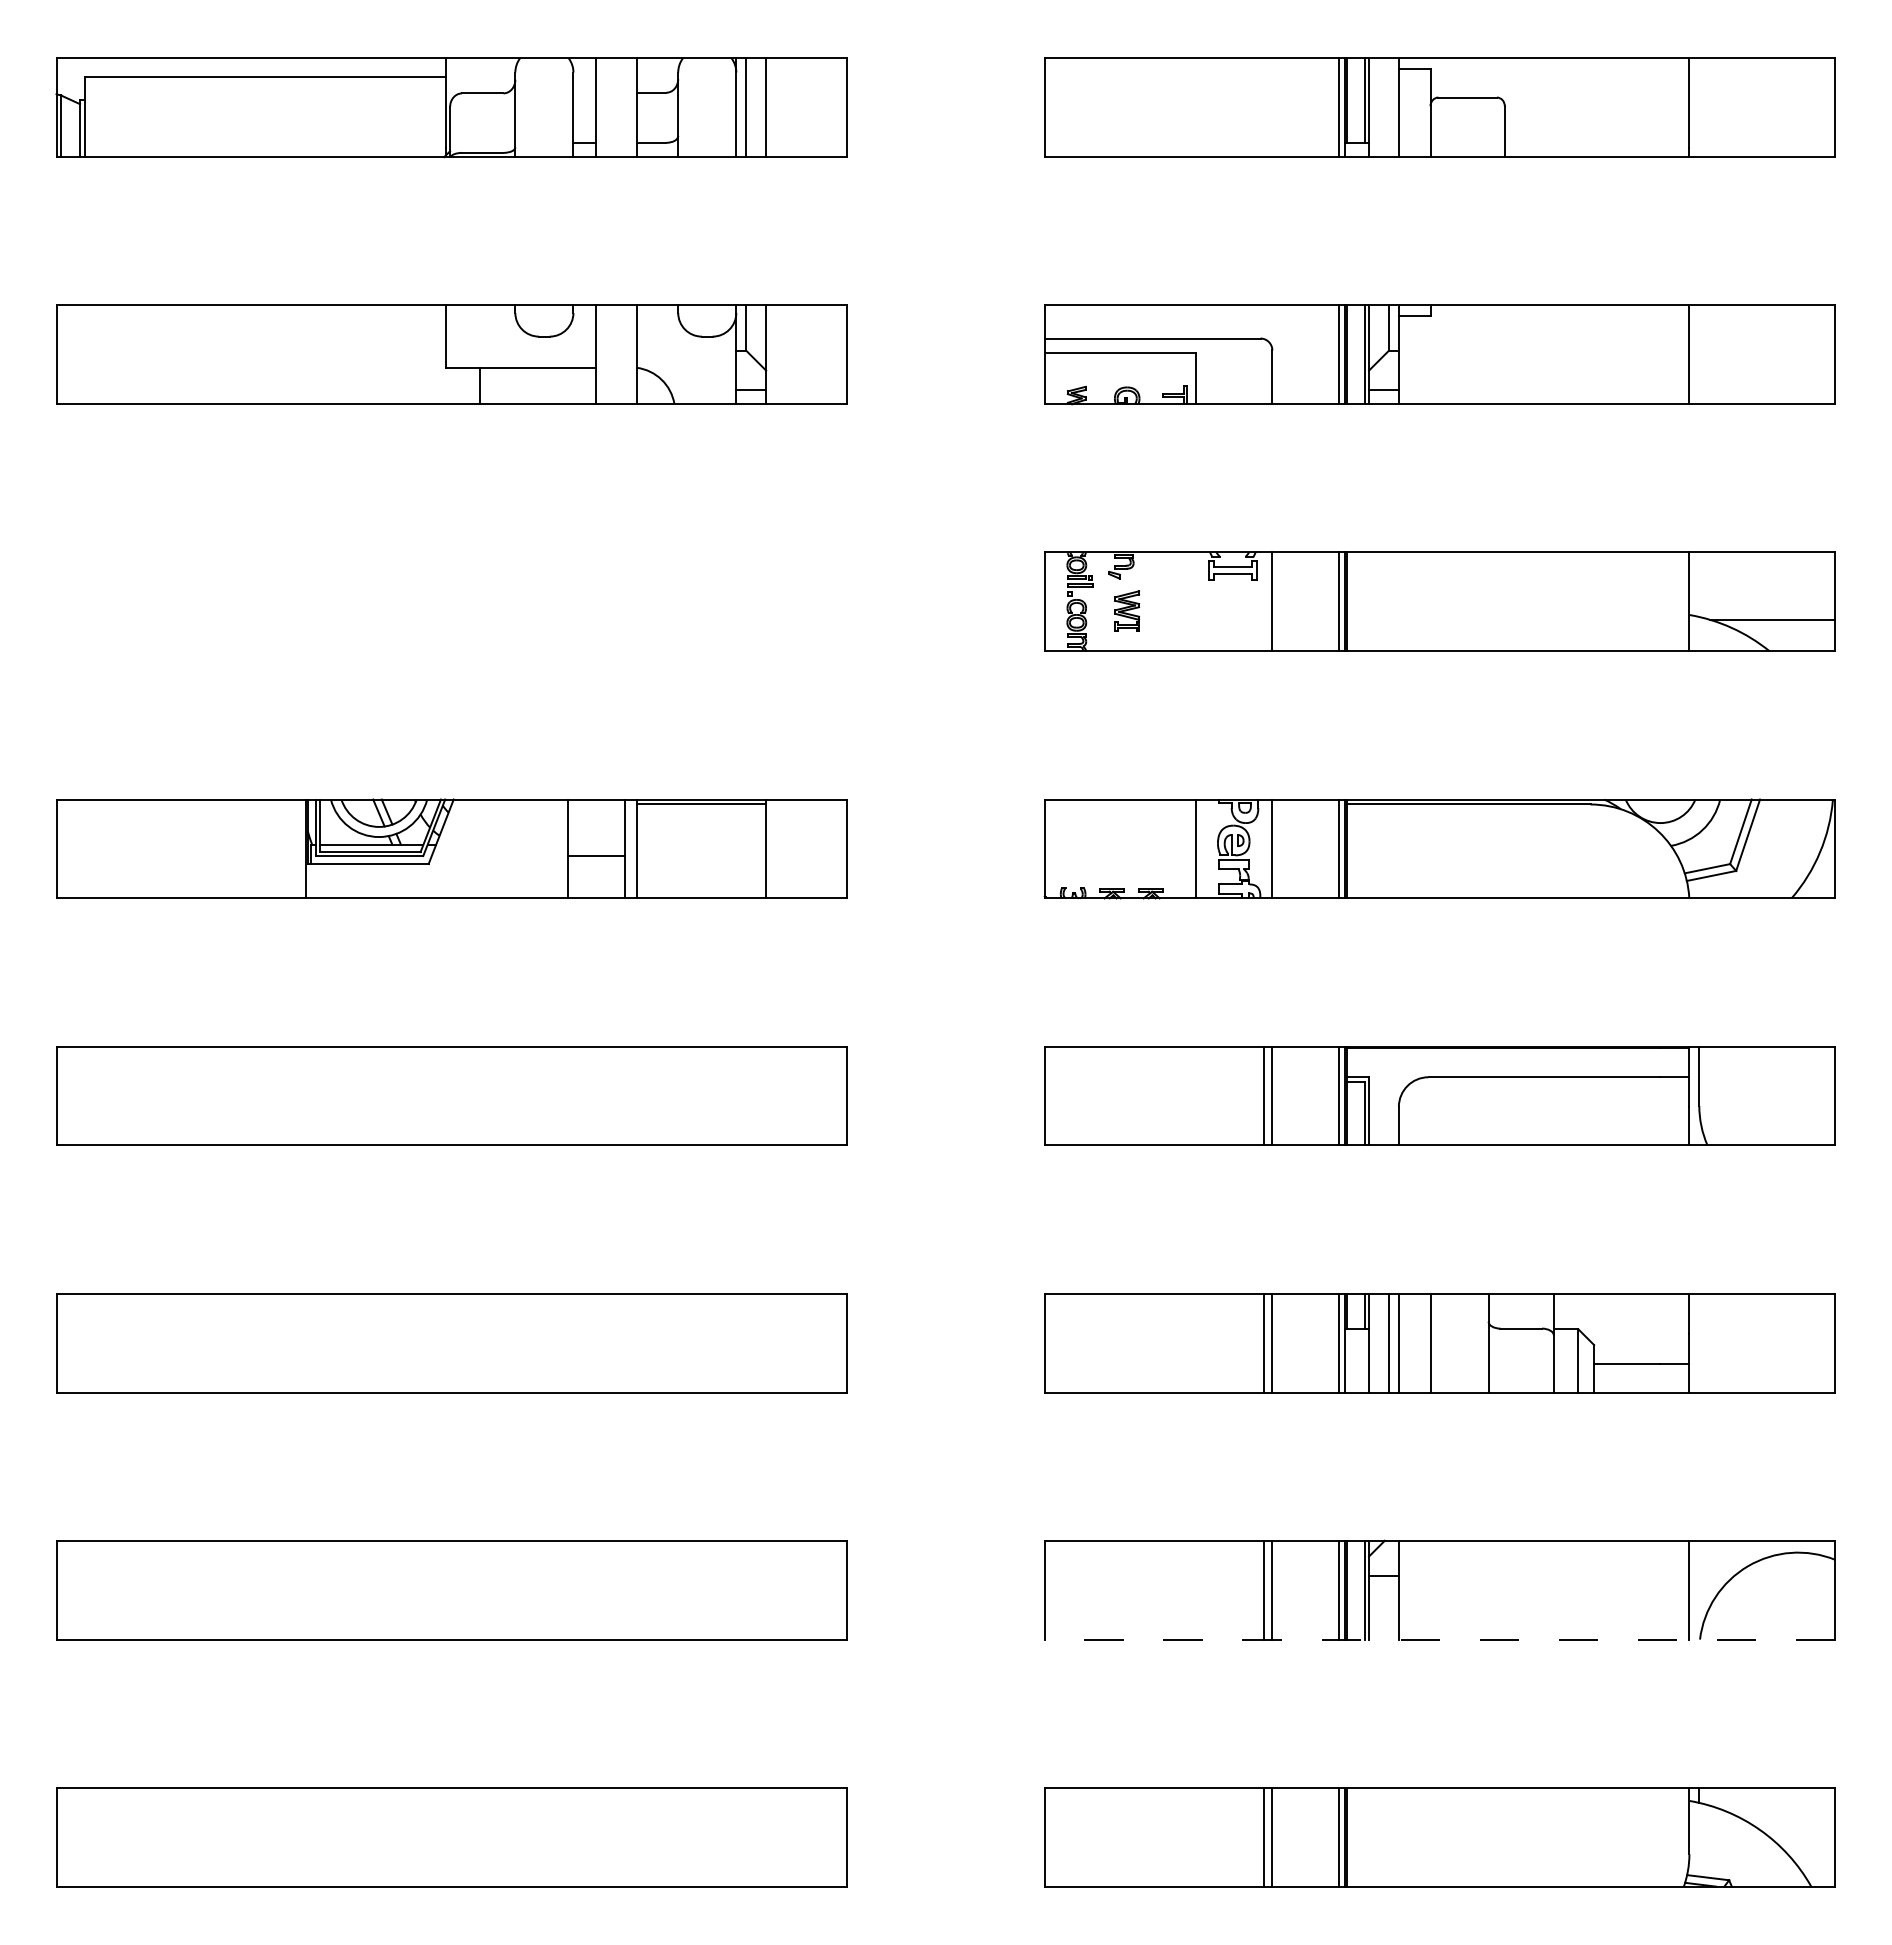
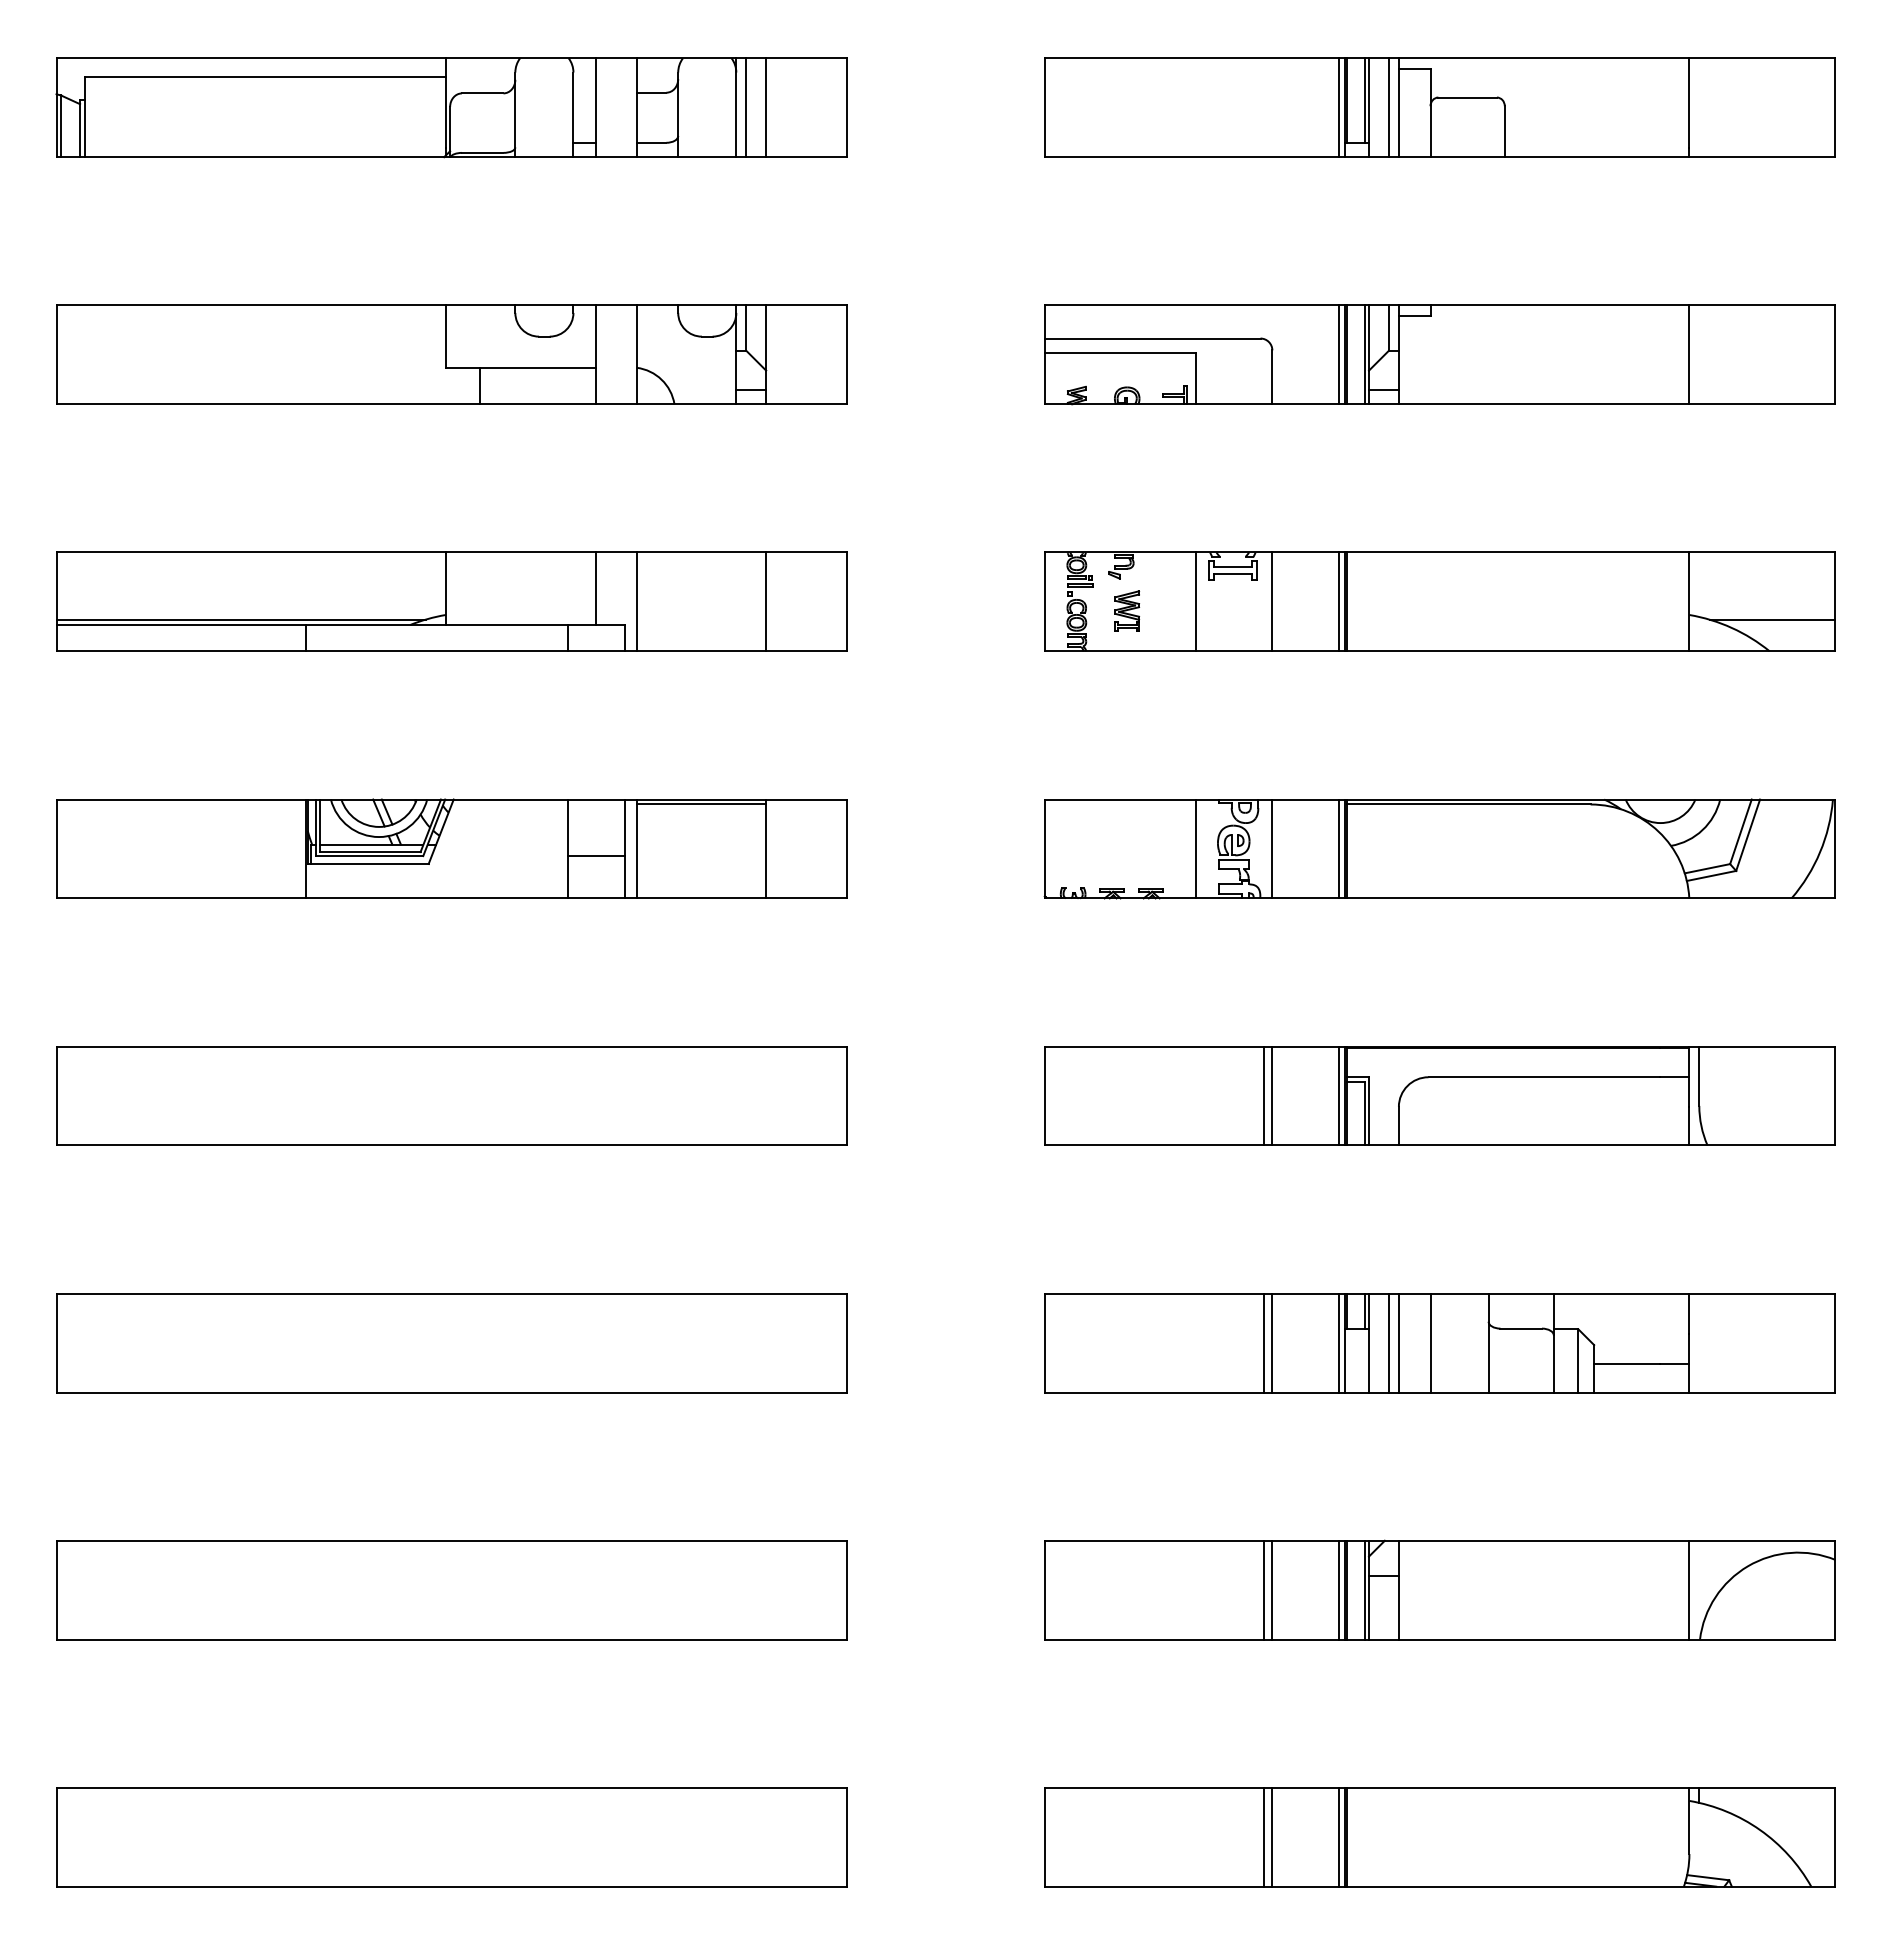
line: none -> present (1388, 107)
part: none -> present (451, 601)
line: none -> present (1195, 601)
line: dashed -> solid (1439, 1639)
